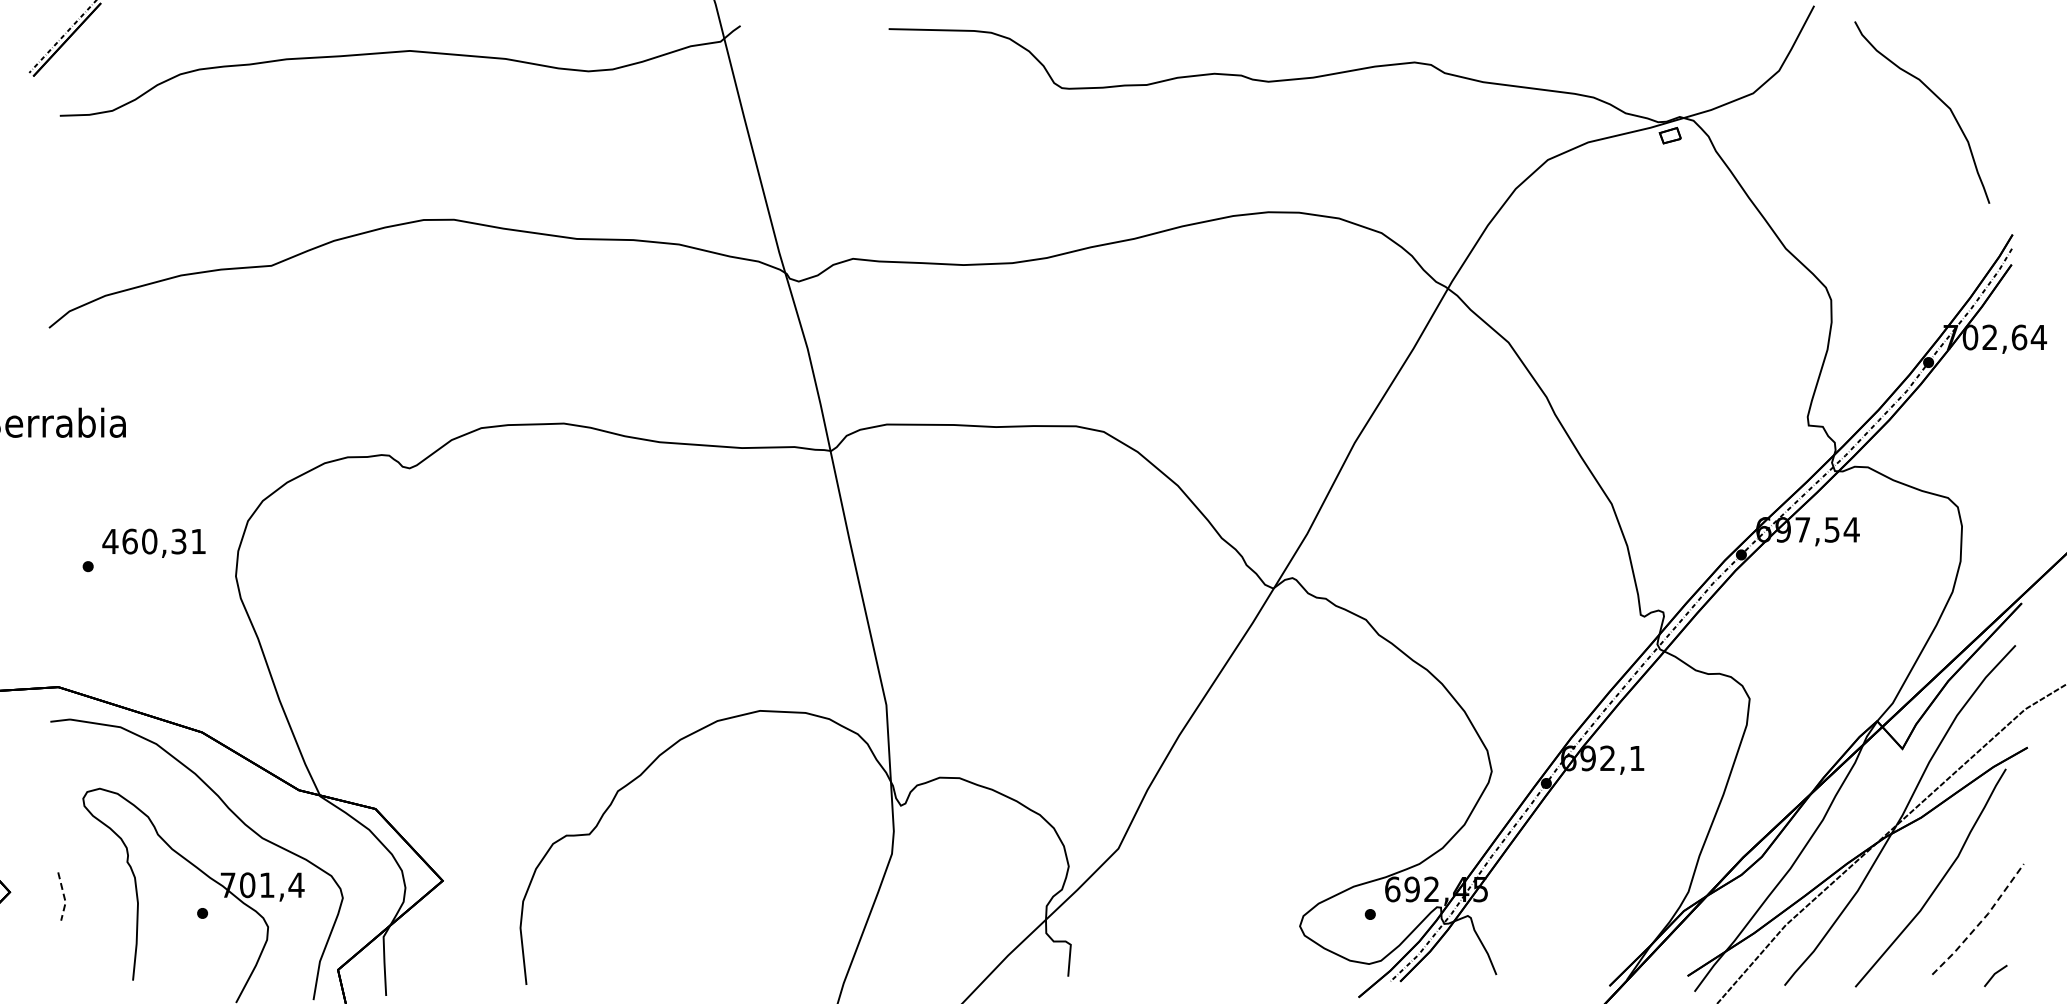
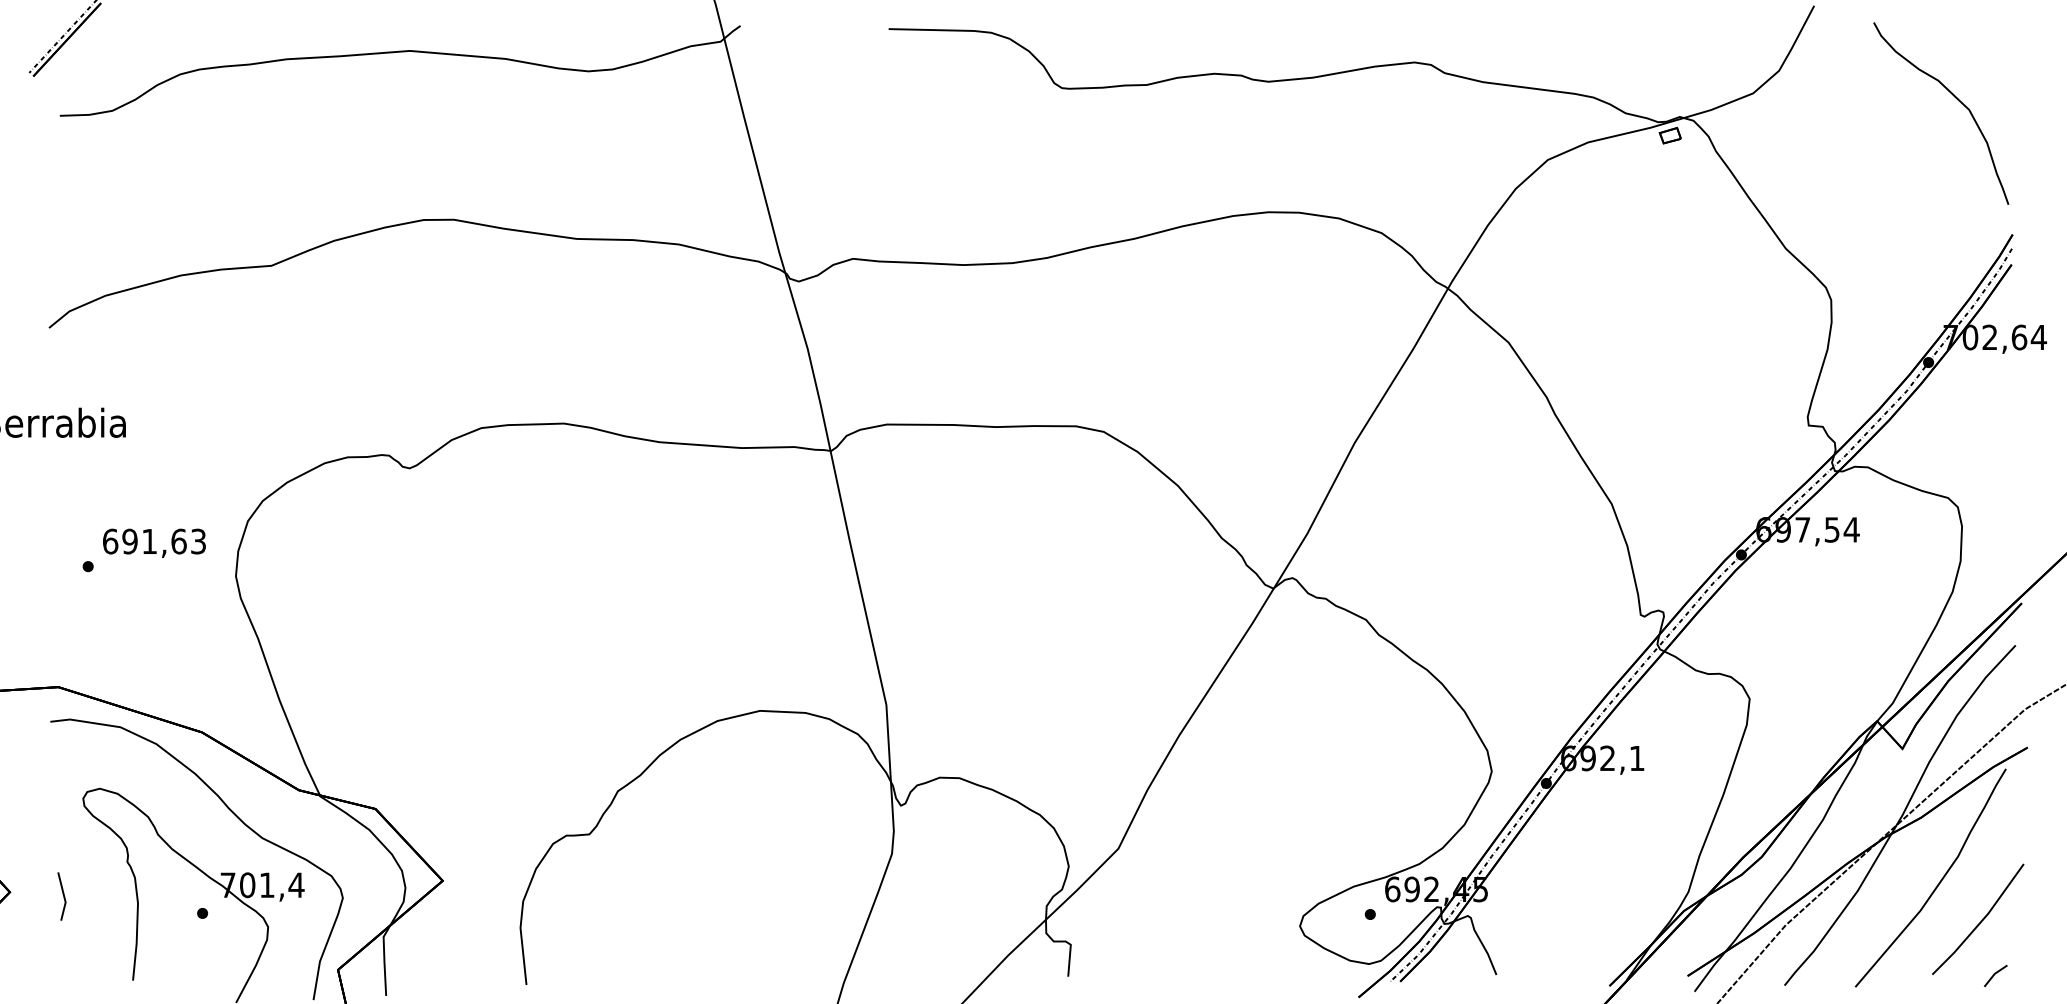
curve position: (1936, 97) -> (1955, 98) (1955, 98)
text: 460,31 -> 691,63 (153, 541)
line: dashed -> solid (64, 897)
line: dashed -> solid (1981, 921)
